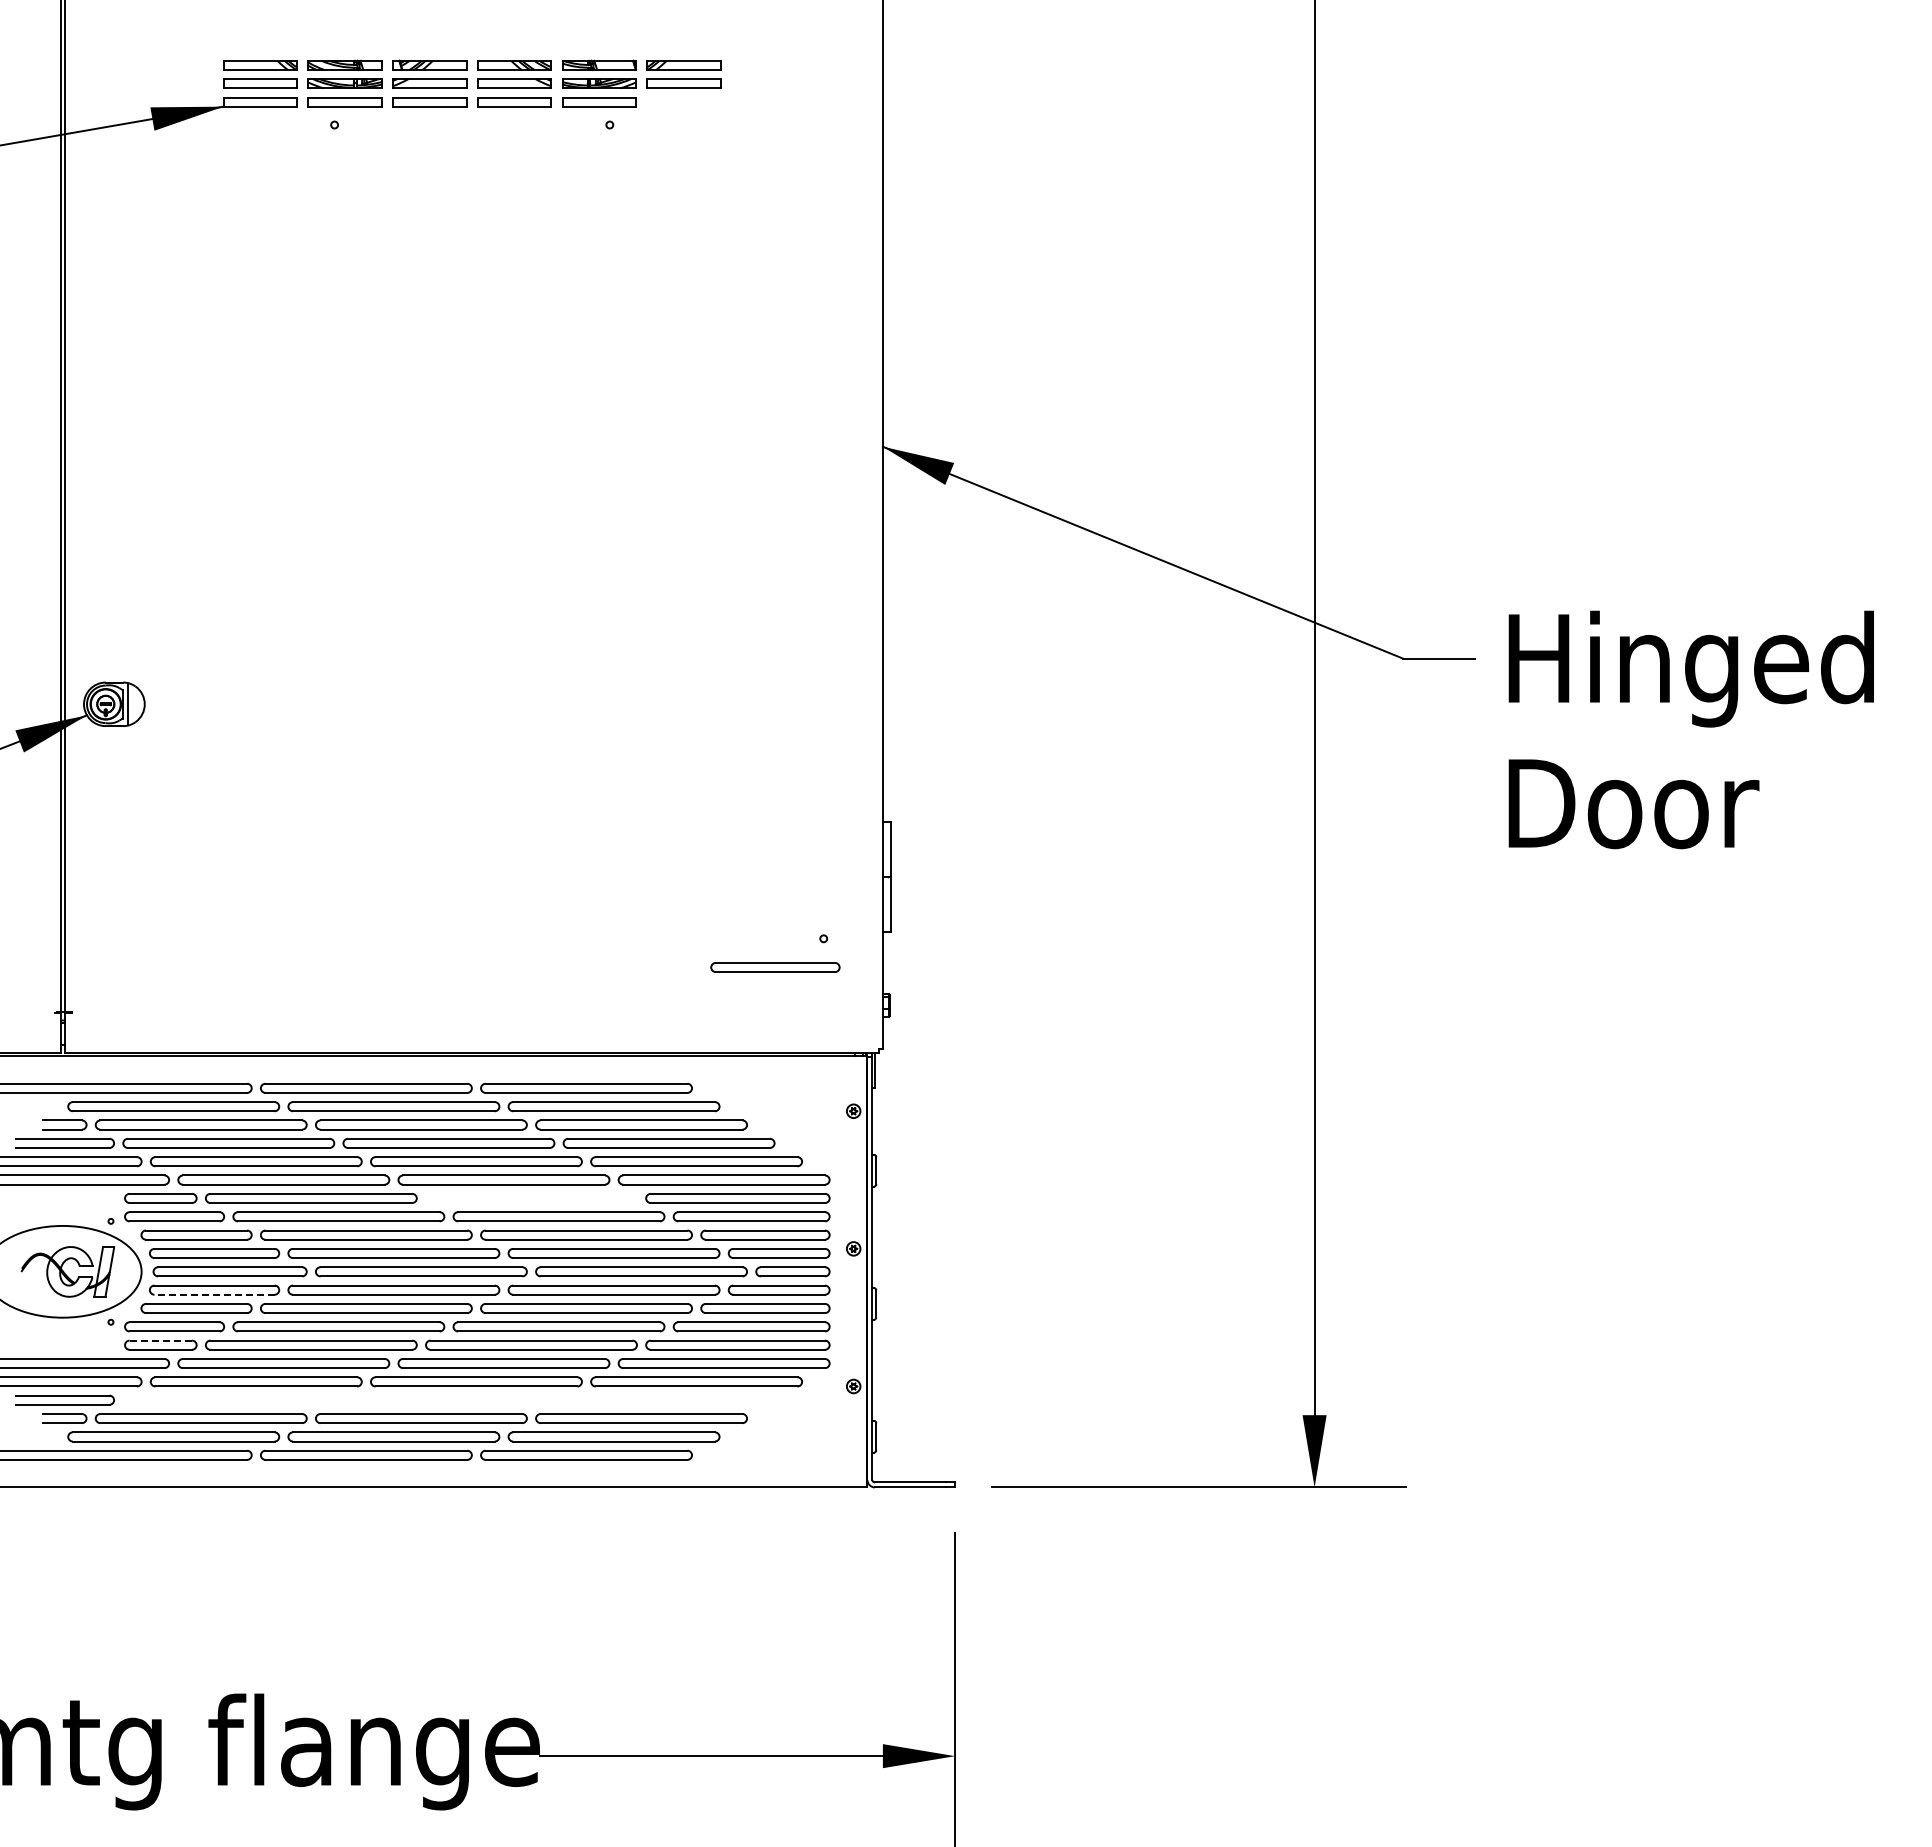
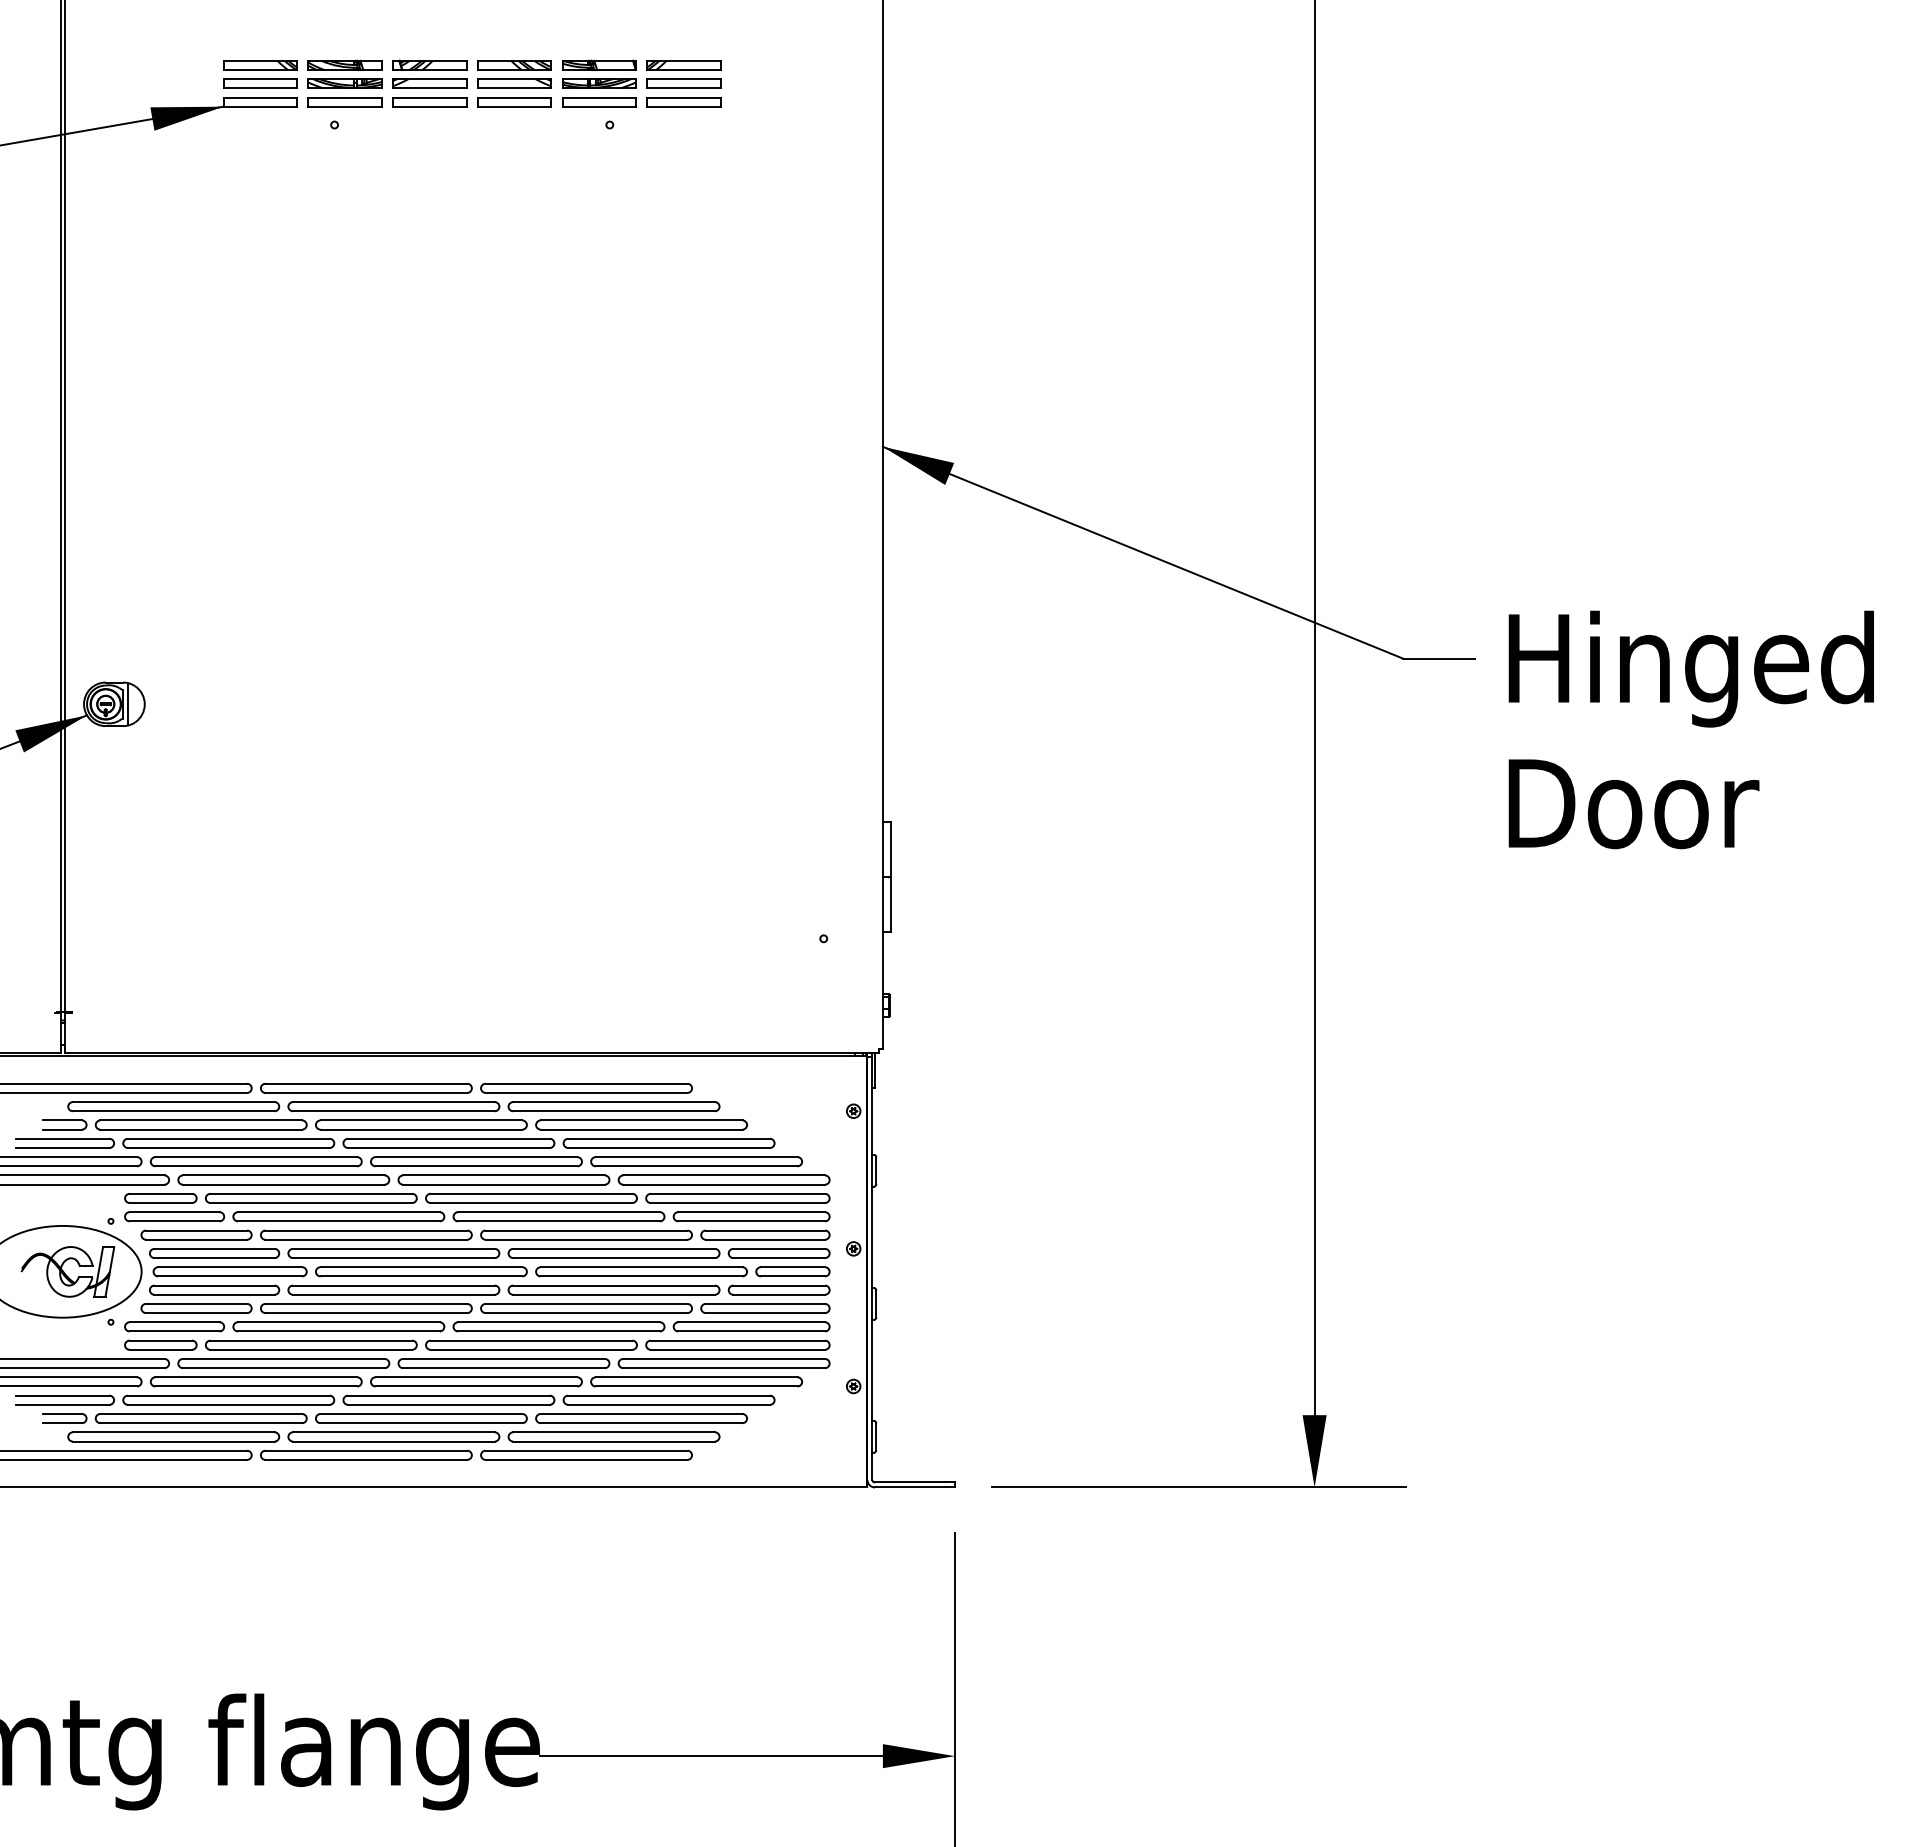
part: none -> present (683, 102)
part: present -> none (775, 967)
part: none -> present (531, 1198)
line: dashed -> solid (214, 1294)
line: dashed -> solid (161, 1340)
part: none -> present (448, 1399)
